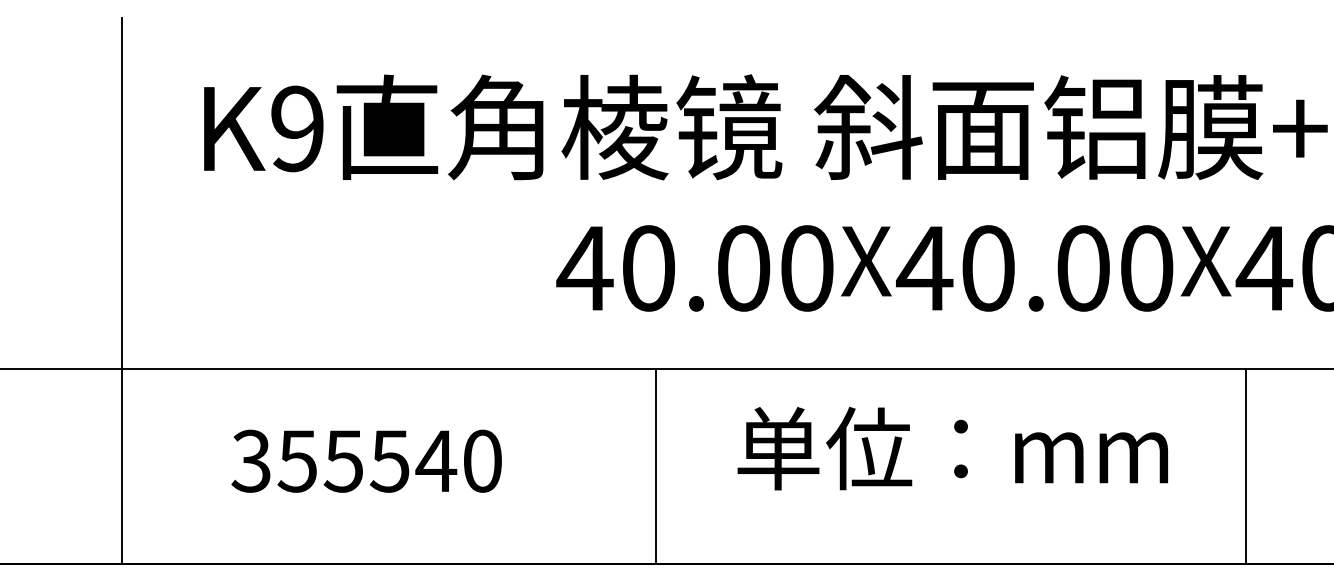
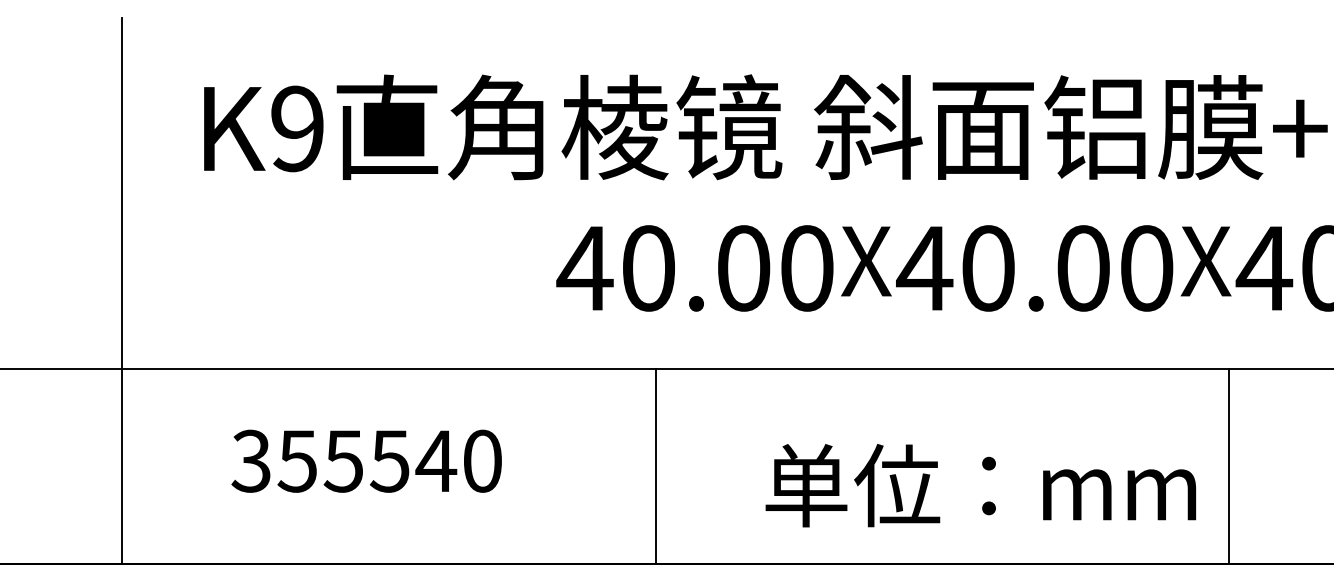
text position: (952, 448) -> (980, 485) (980, 485)
line position: (1245, 466) -> (1228, 466) (1228, 466)
